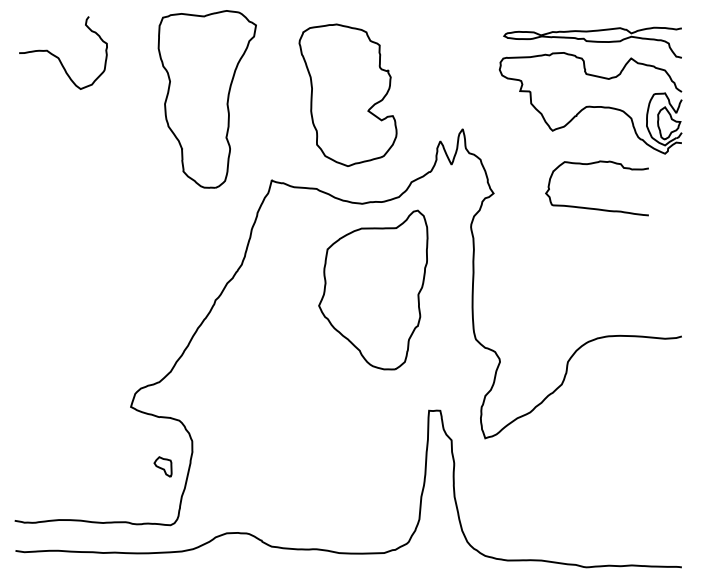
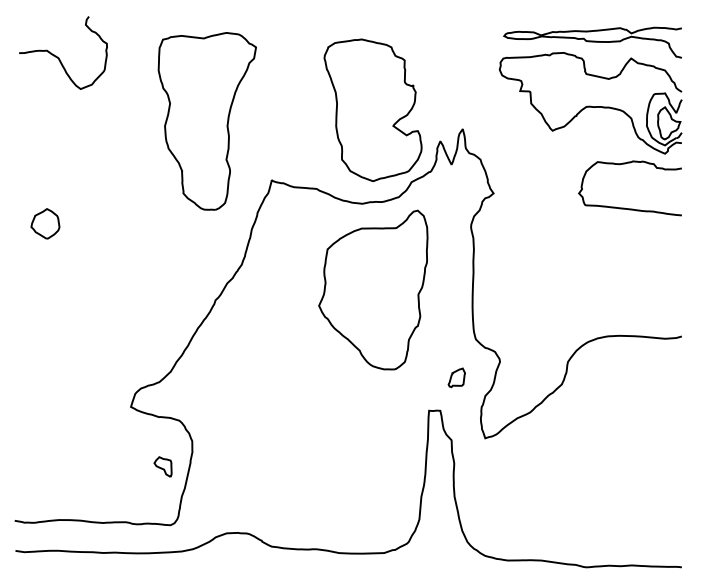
part position: (347, 94) -> (372, 109) (372, 109)
part position: (206, 99) -> (206, 121) (206, 121)
curve position: (591, 207) -> (624, 207) (624, 207)
part: none -> present (45, 223)
part: none -> present (456, 377)
